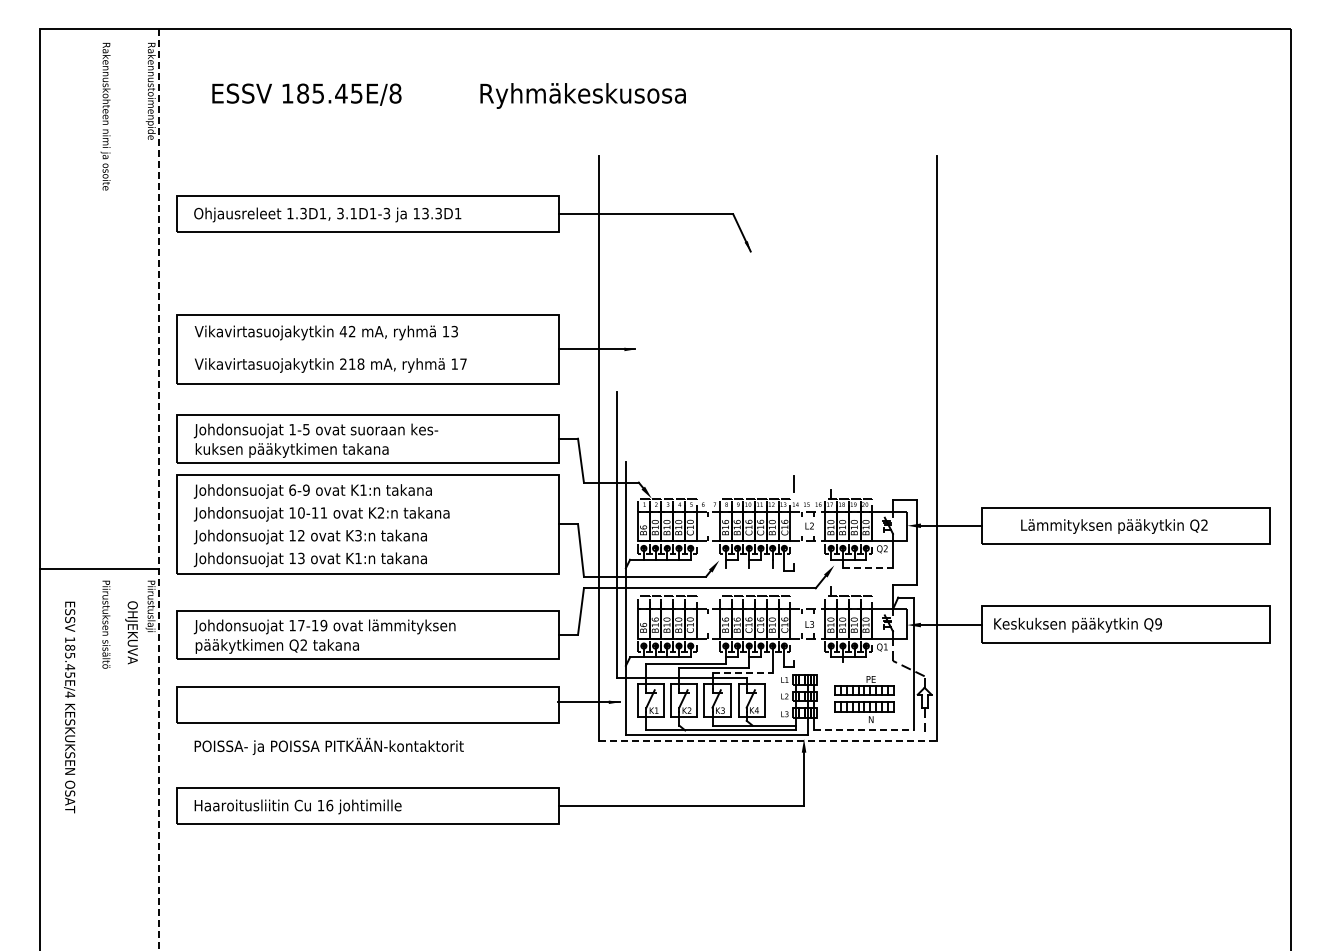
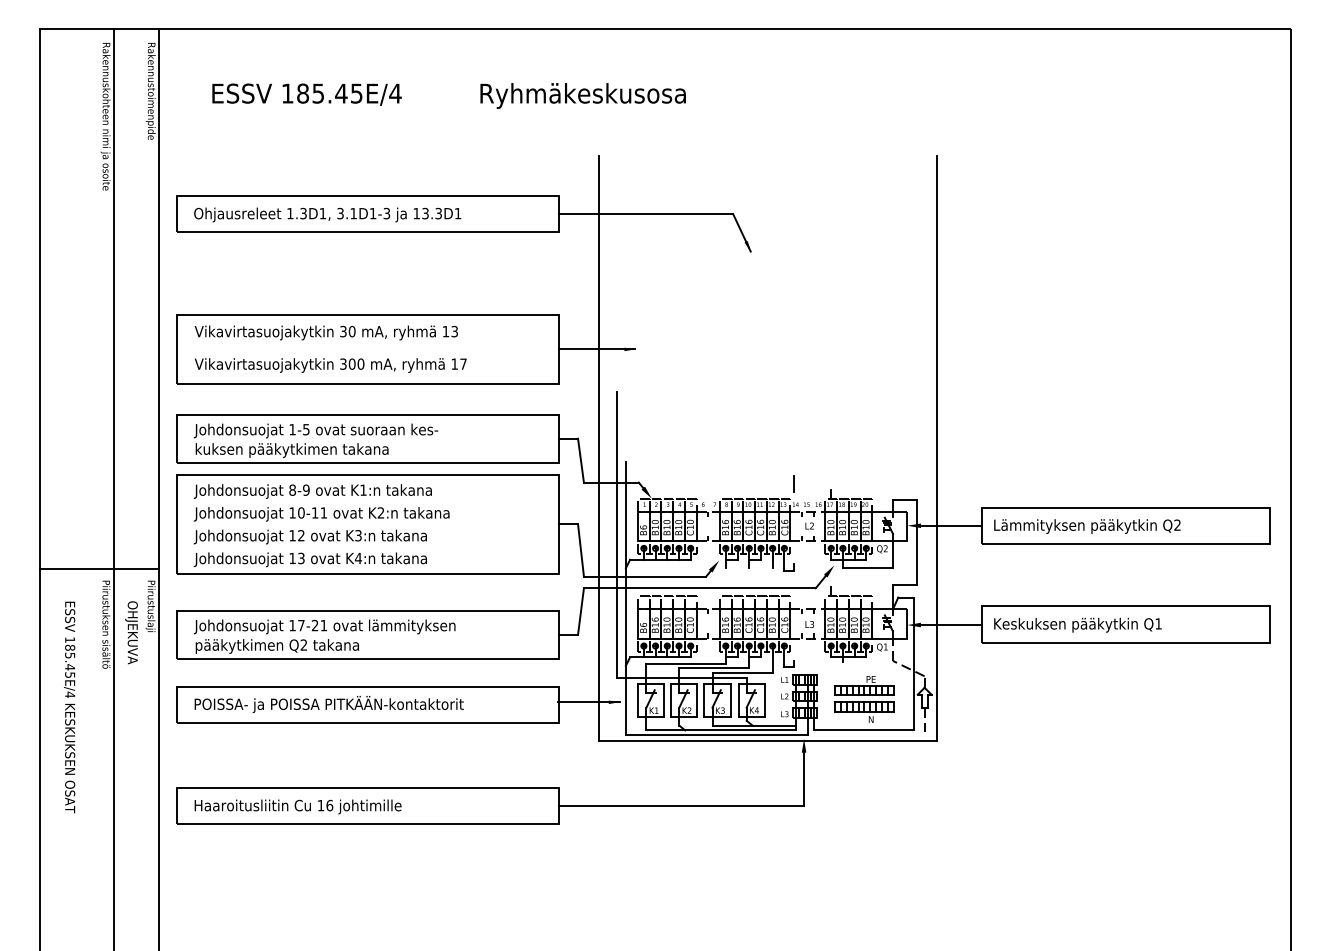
text: 185.45E/8 -> 185.45E/4 (395, 93)
text: 42 -> 30 (347, 331)
text: 218 -> 300 (352, 363)
line: none -> present (114, 487)
line: dashed -> solid (159, 489)
text: 6-9 -> 8-9 (292, 489)
text position: (1114, 526) -> (1087, 526) (1087, 526)
text: K1:n -> K4:n (358, 557)
line: dashed -> solid (868, 568)
text: Q9 -> Q1 (1158, 623)
text: 17-19 -> 17-21 (319, 625)
line: dashed -> solid (743, 673)
line: dashed -> solid (864, 730)
line: dashed -> solid (768, 741)
text position: (328, 746) -> (328, 704) (328, 704)
